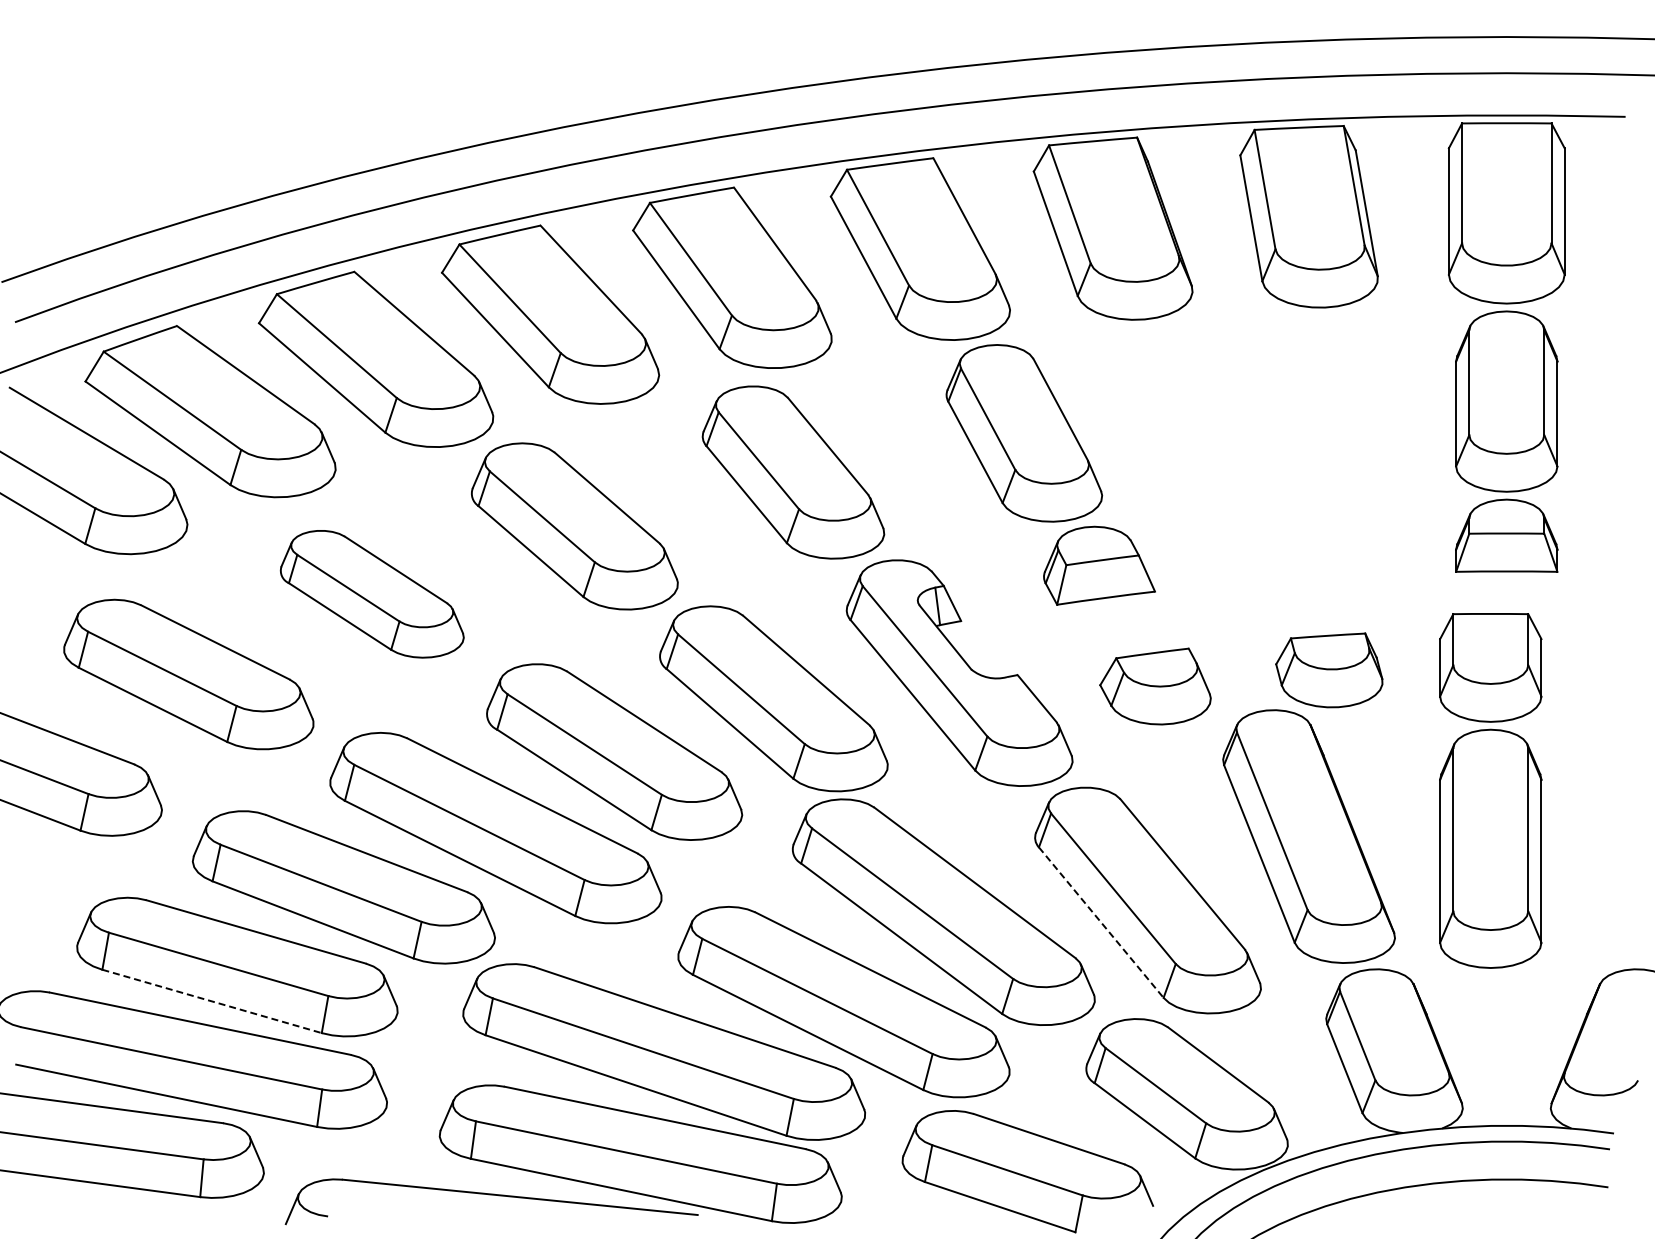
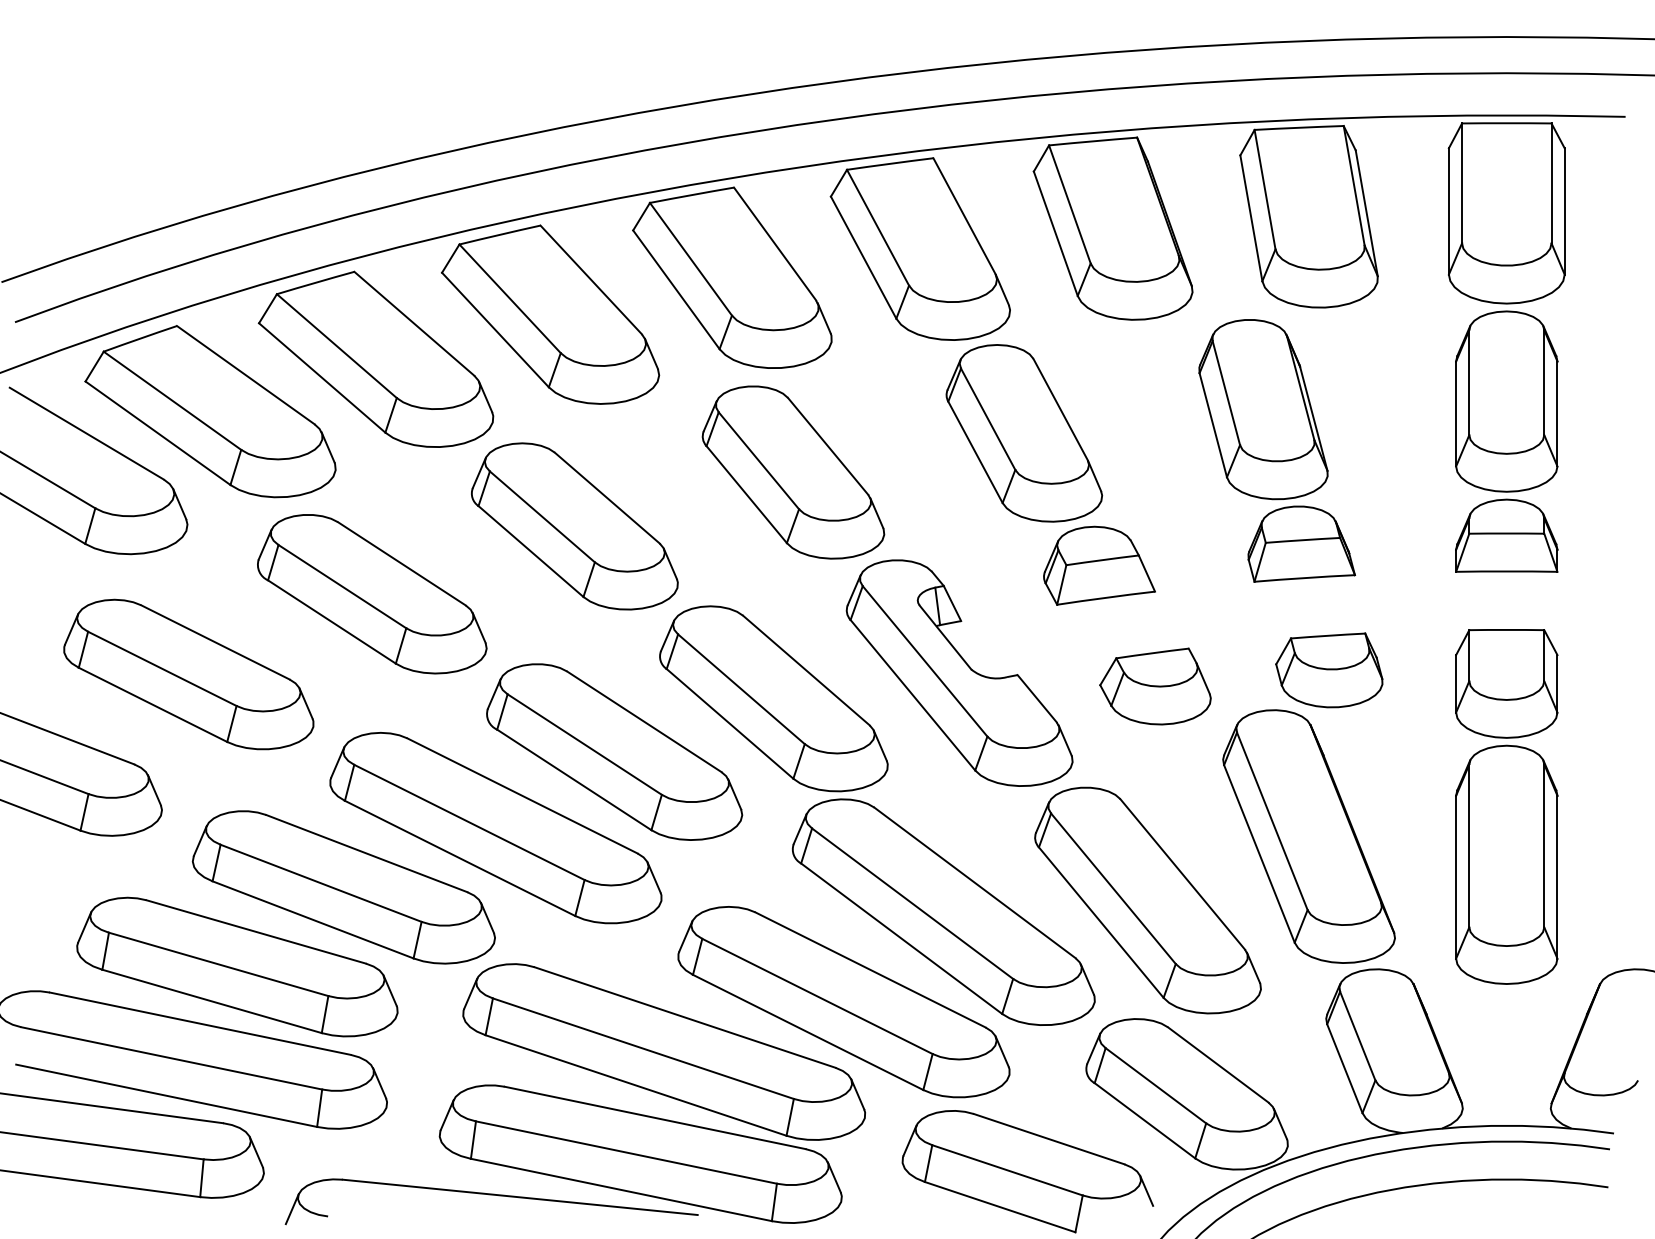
part: none -> present (1276, 450)
part size: 186x129 px -> 231x161 px (372, 594)
part position: (1490, 790) -> (1506, 806) (1506, 806)
line: dashed -> solid (1101, 922)
line: dashed -> solid (212, 1001)
